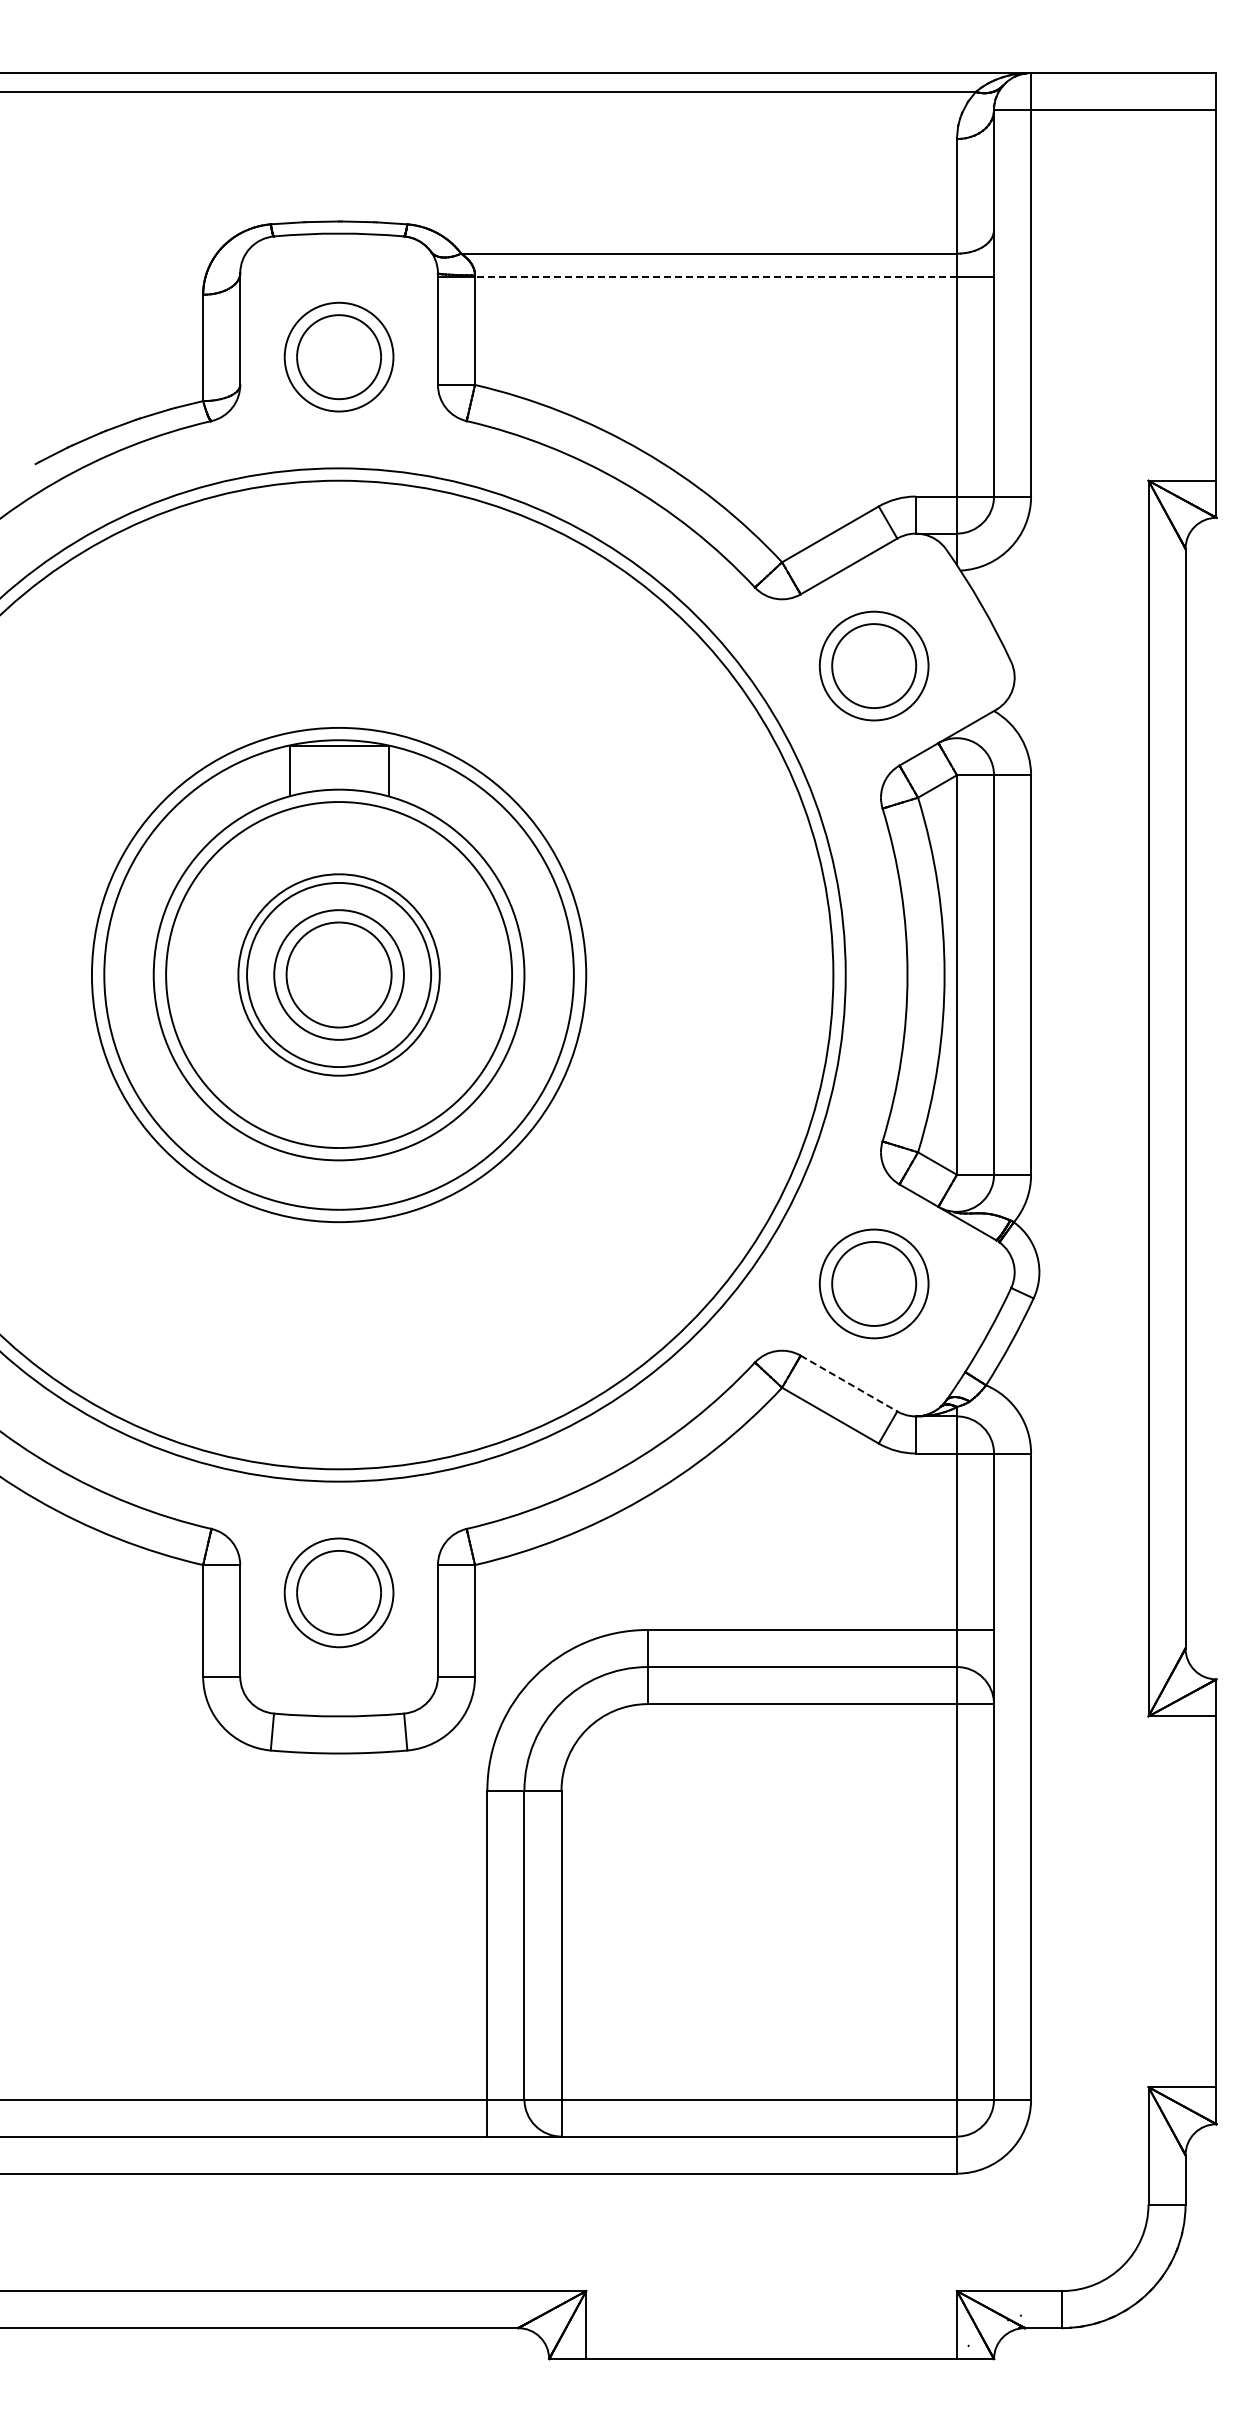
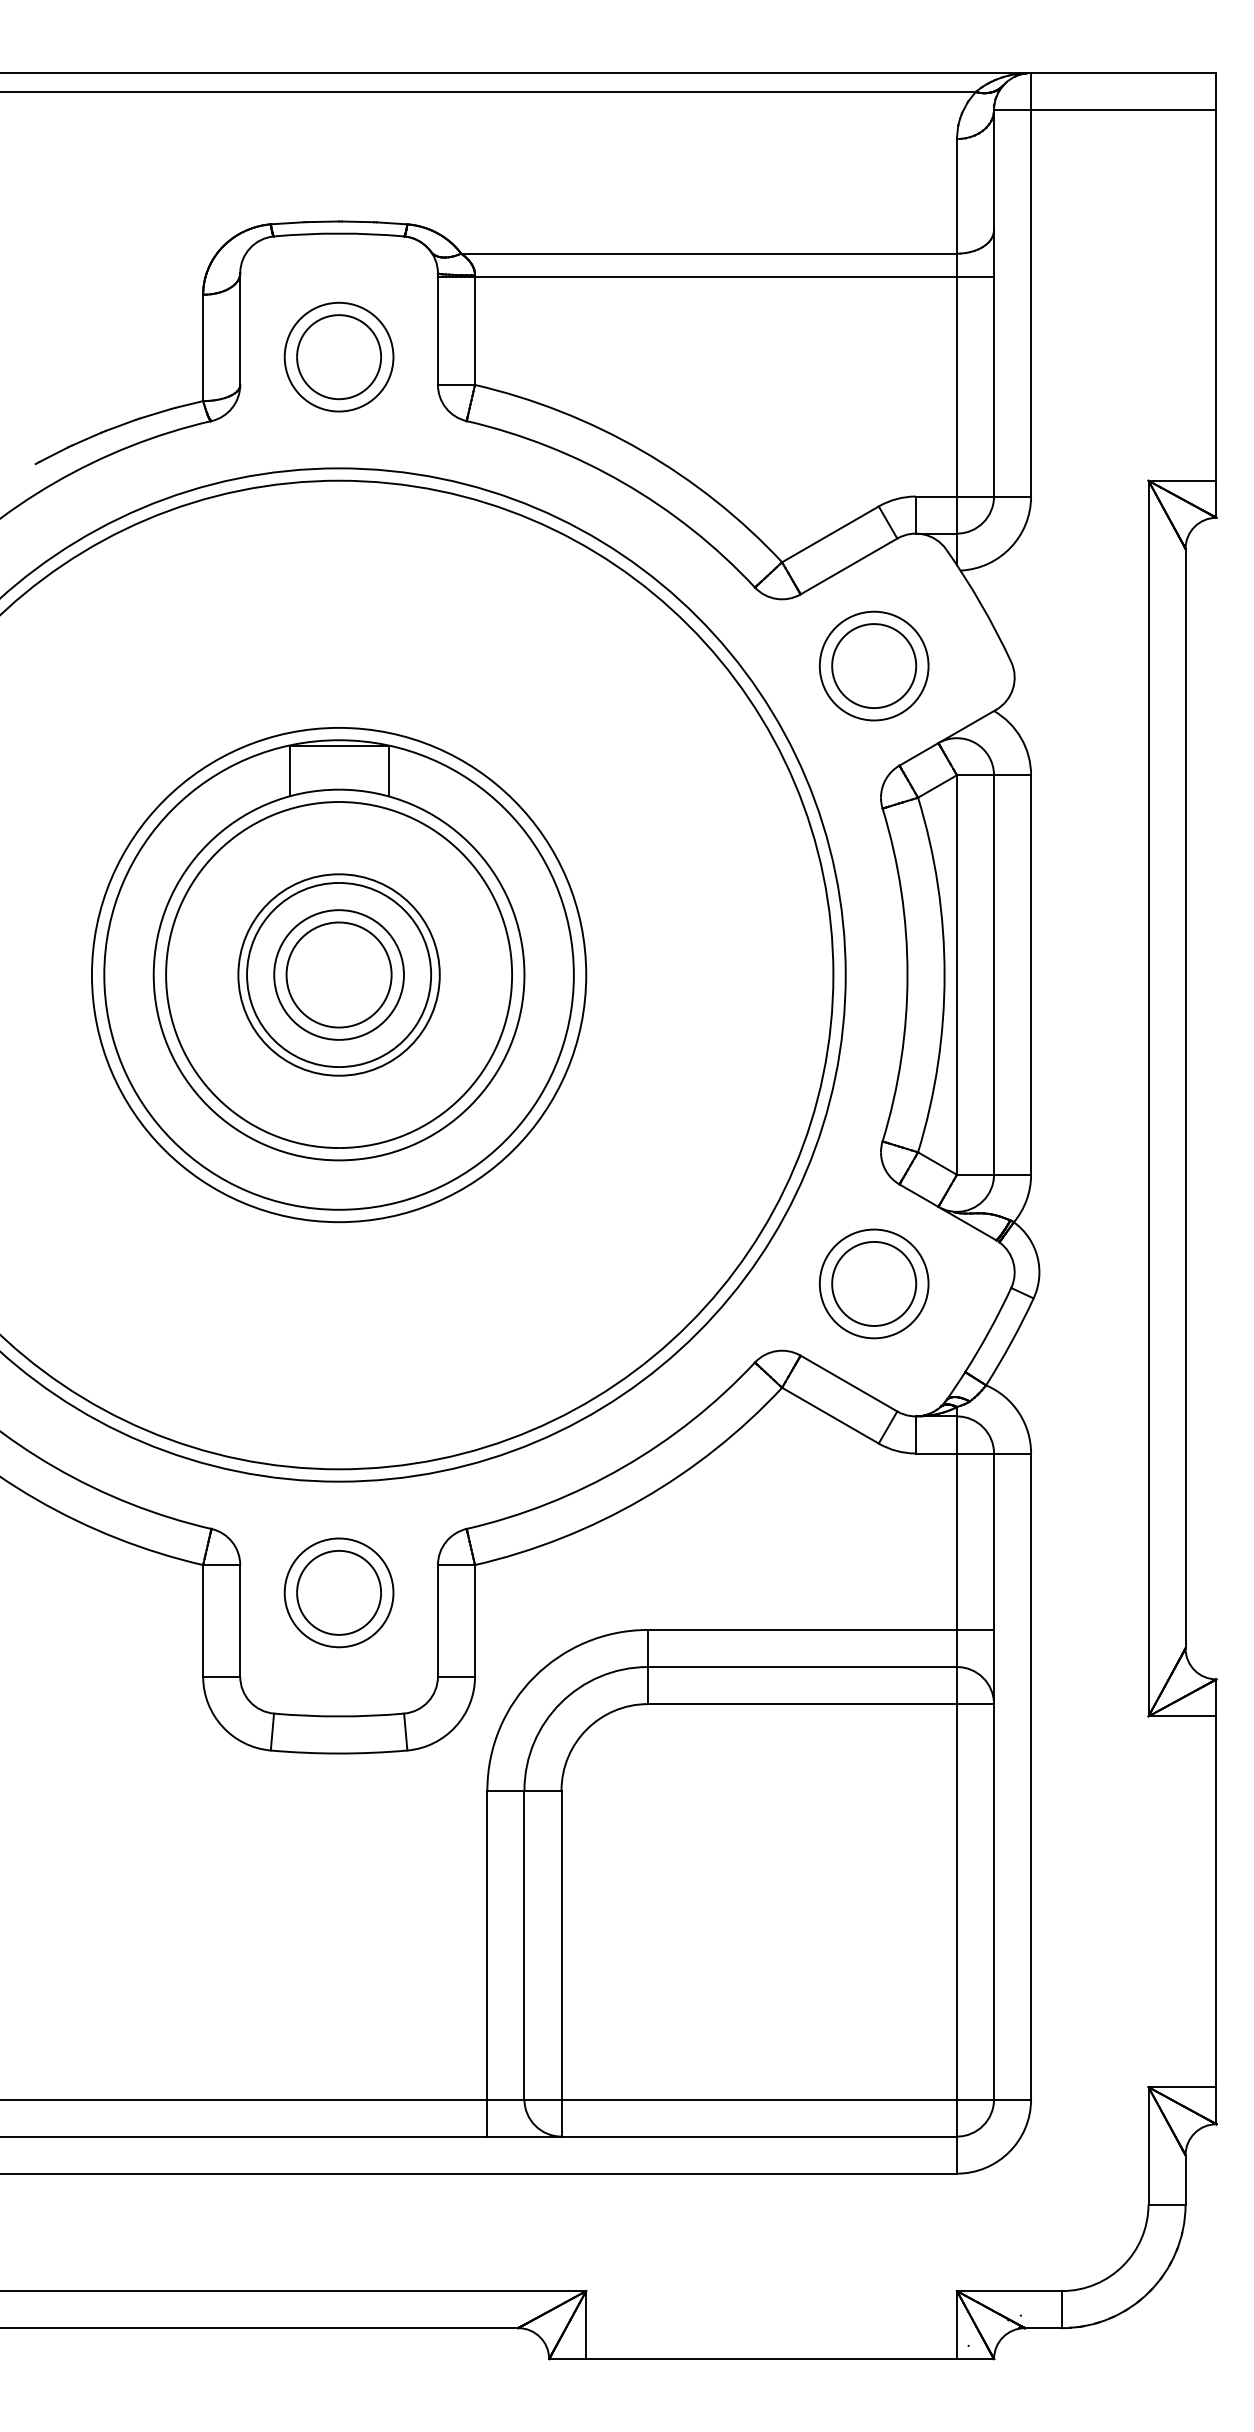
line: dashed -> solid (716, 277)
line: dashed -> solid (848, 1383)
